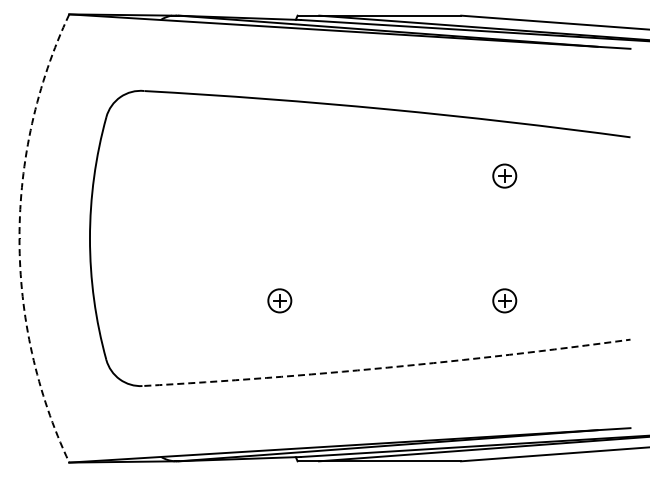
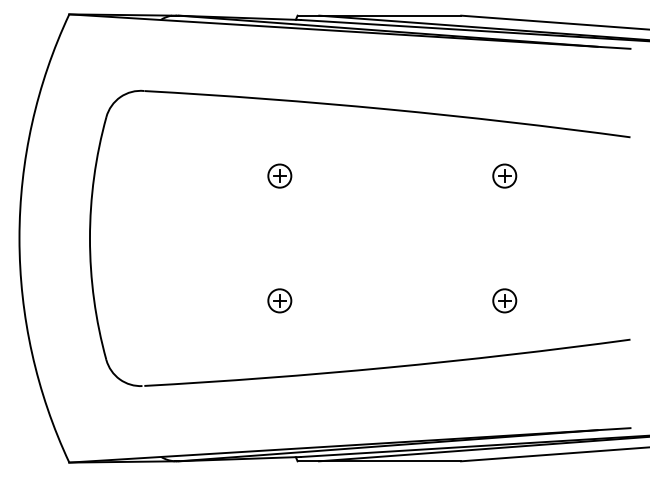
part: none -> present (279, 175)
line: dashed -> solid (19, 238)
line: dashed -> solid (387, 367)
